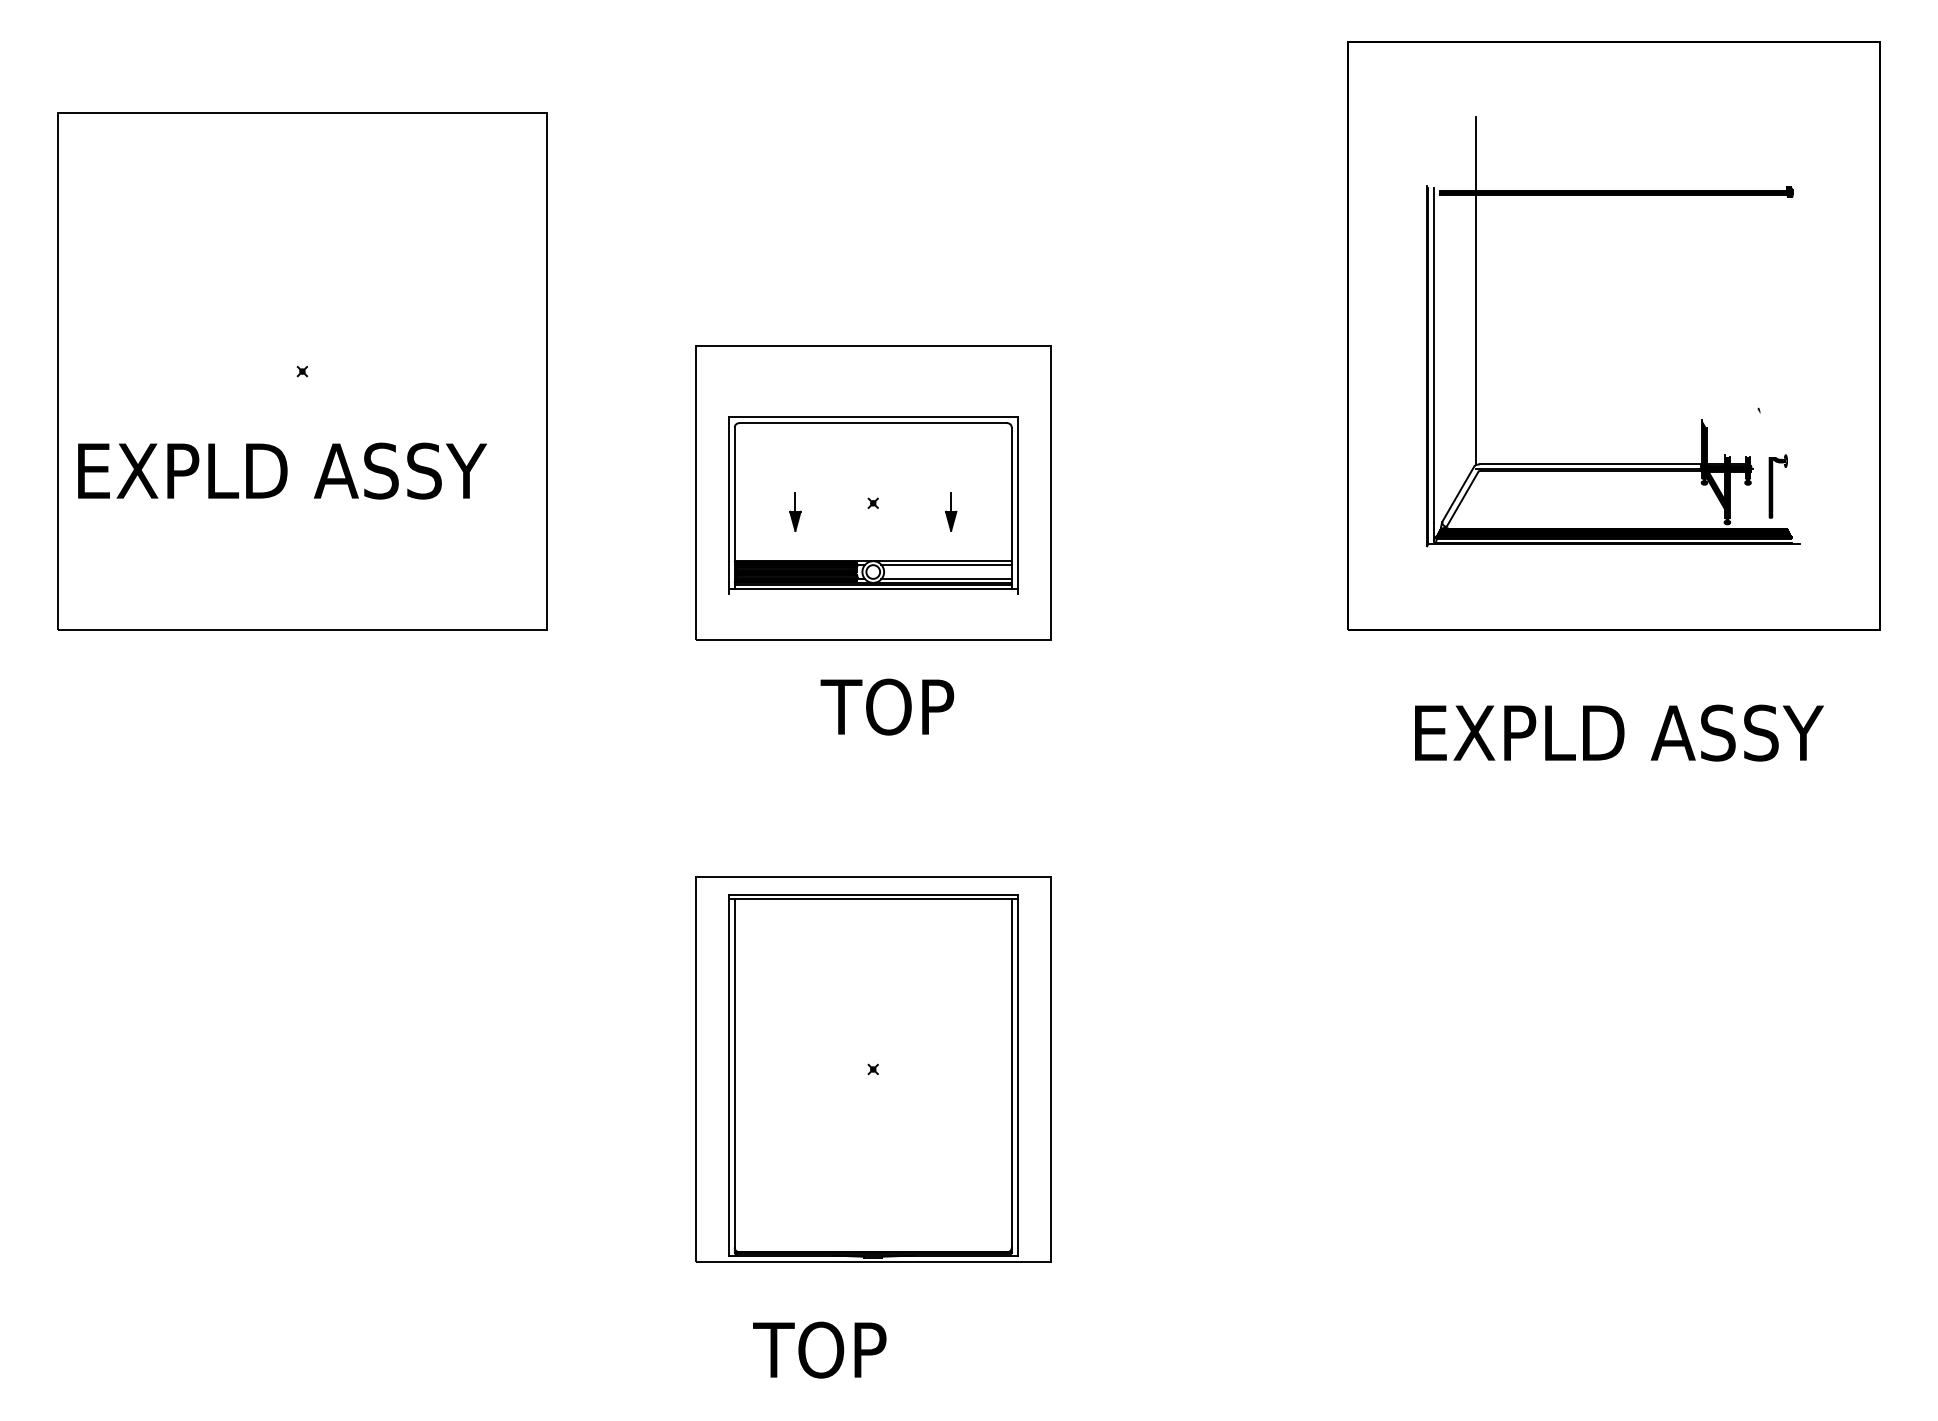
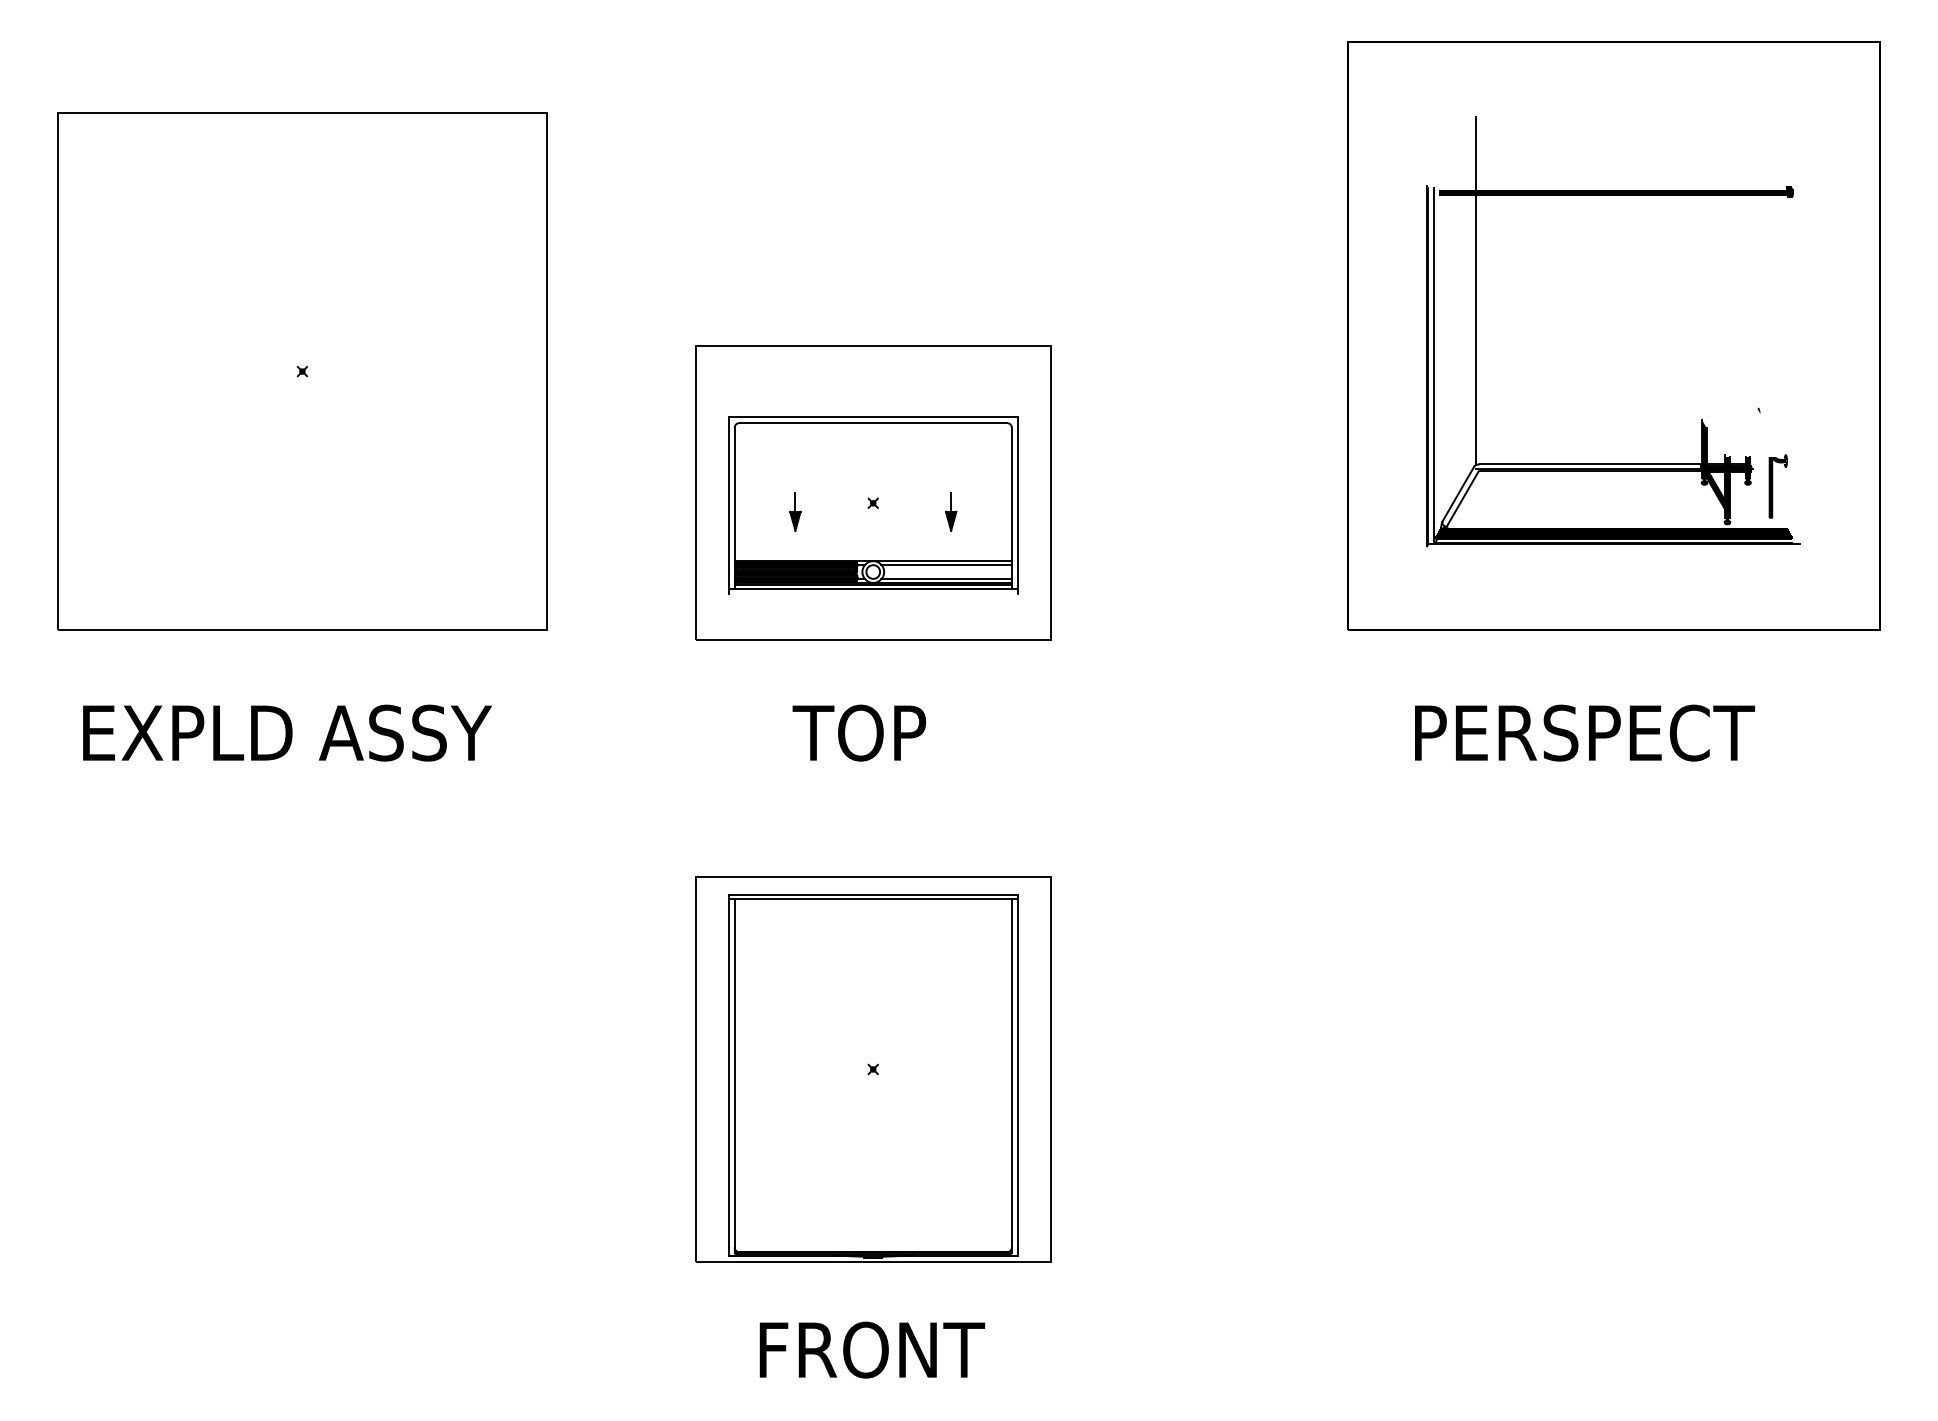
text position: (282, 470) -> (287, 732) (287, 732)
text position: (887, 706) -> (859, 732) (859, 732)
text: EXPLD ASSY -> PERSPECT (1622, 732)
text: TOP -> FRONT (869, 1349)
